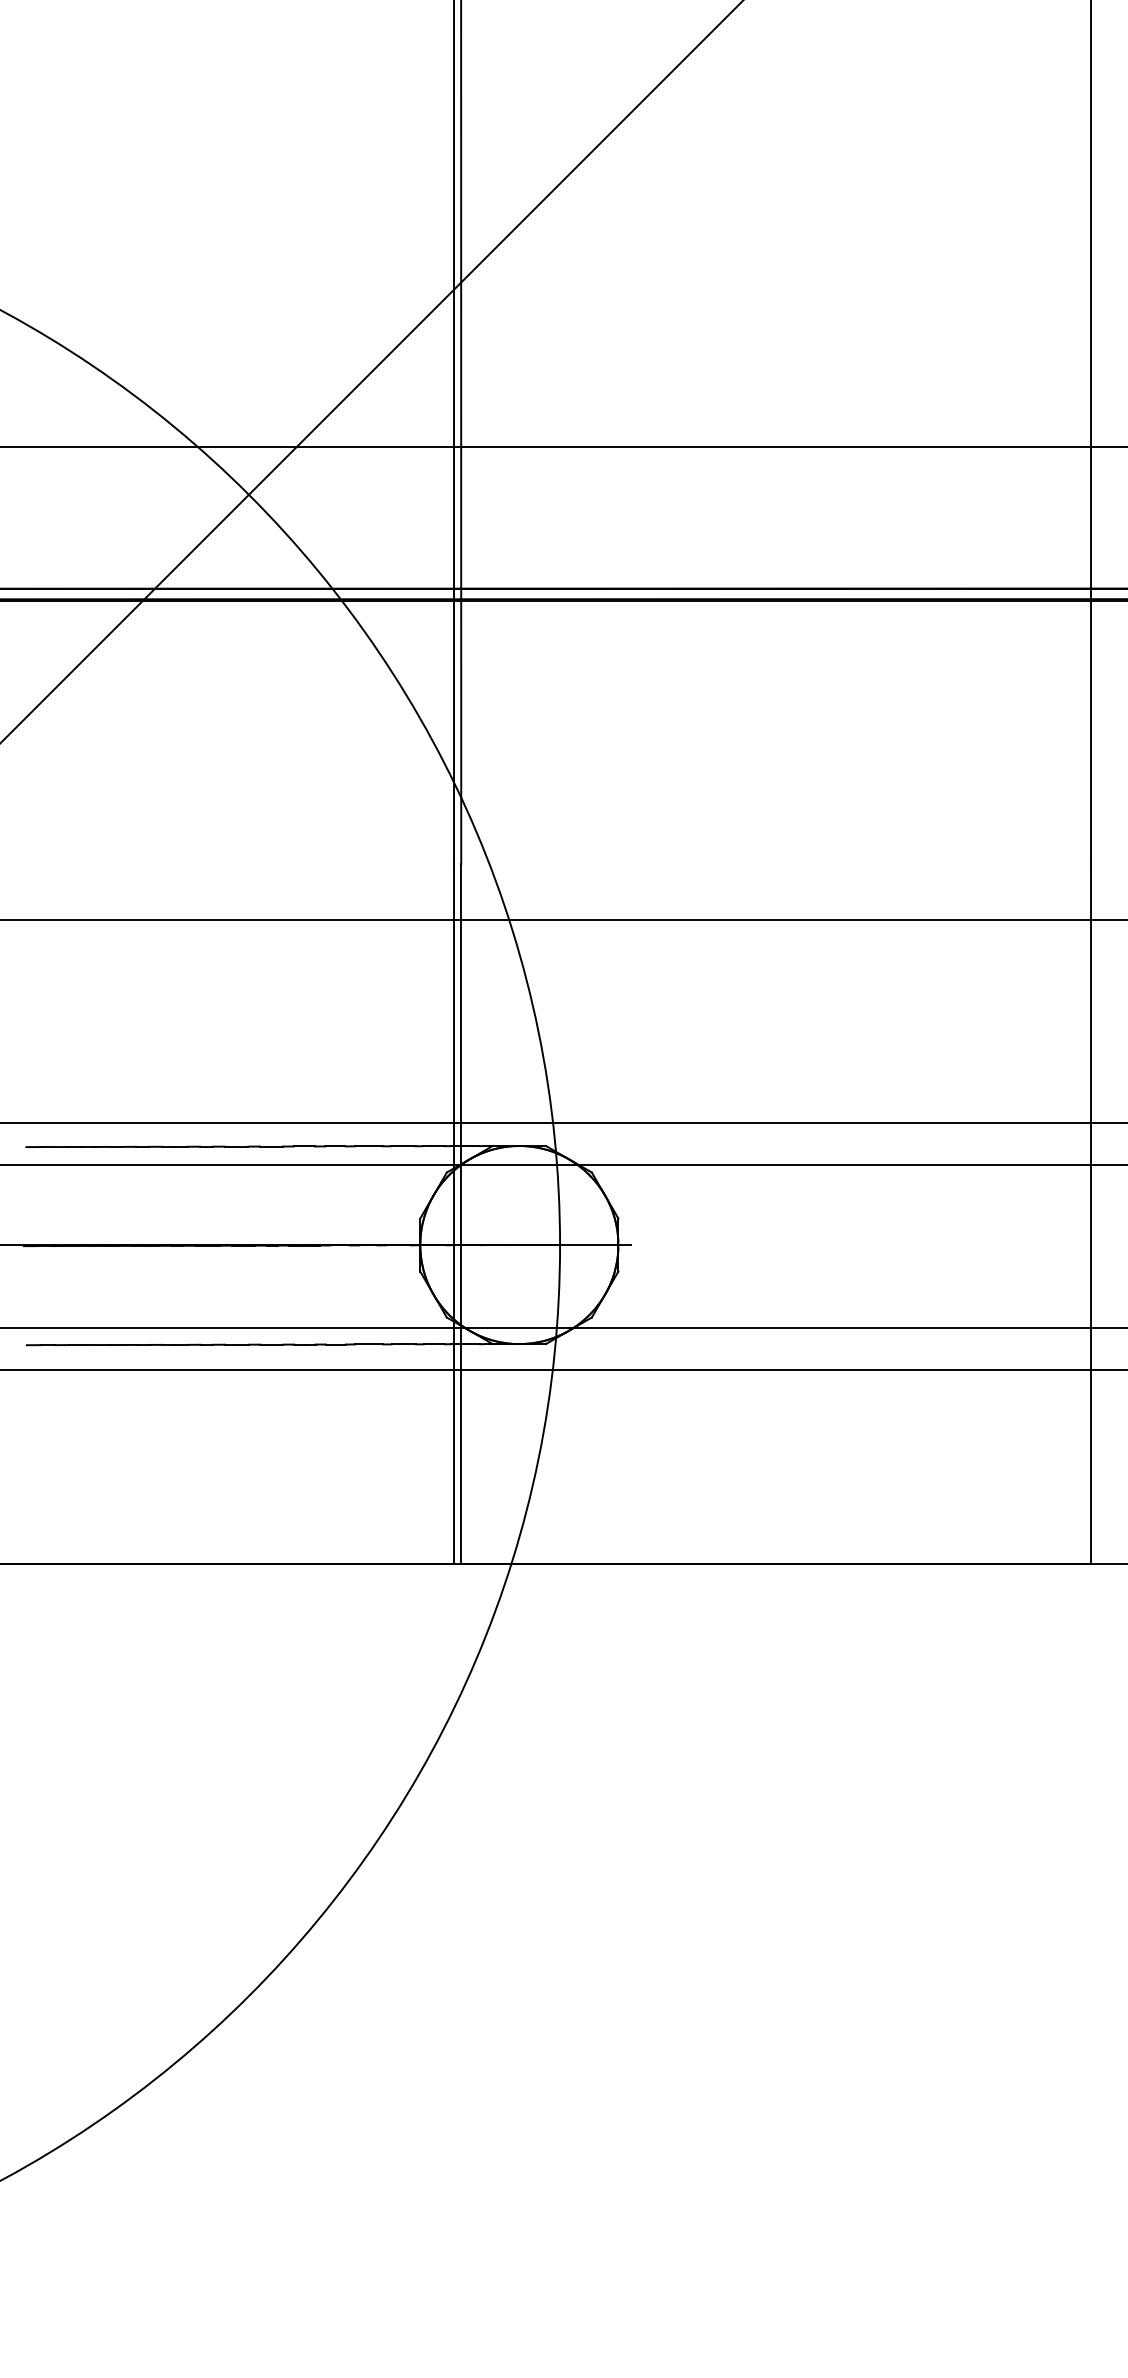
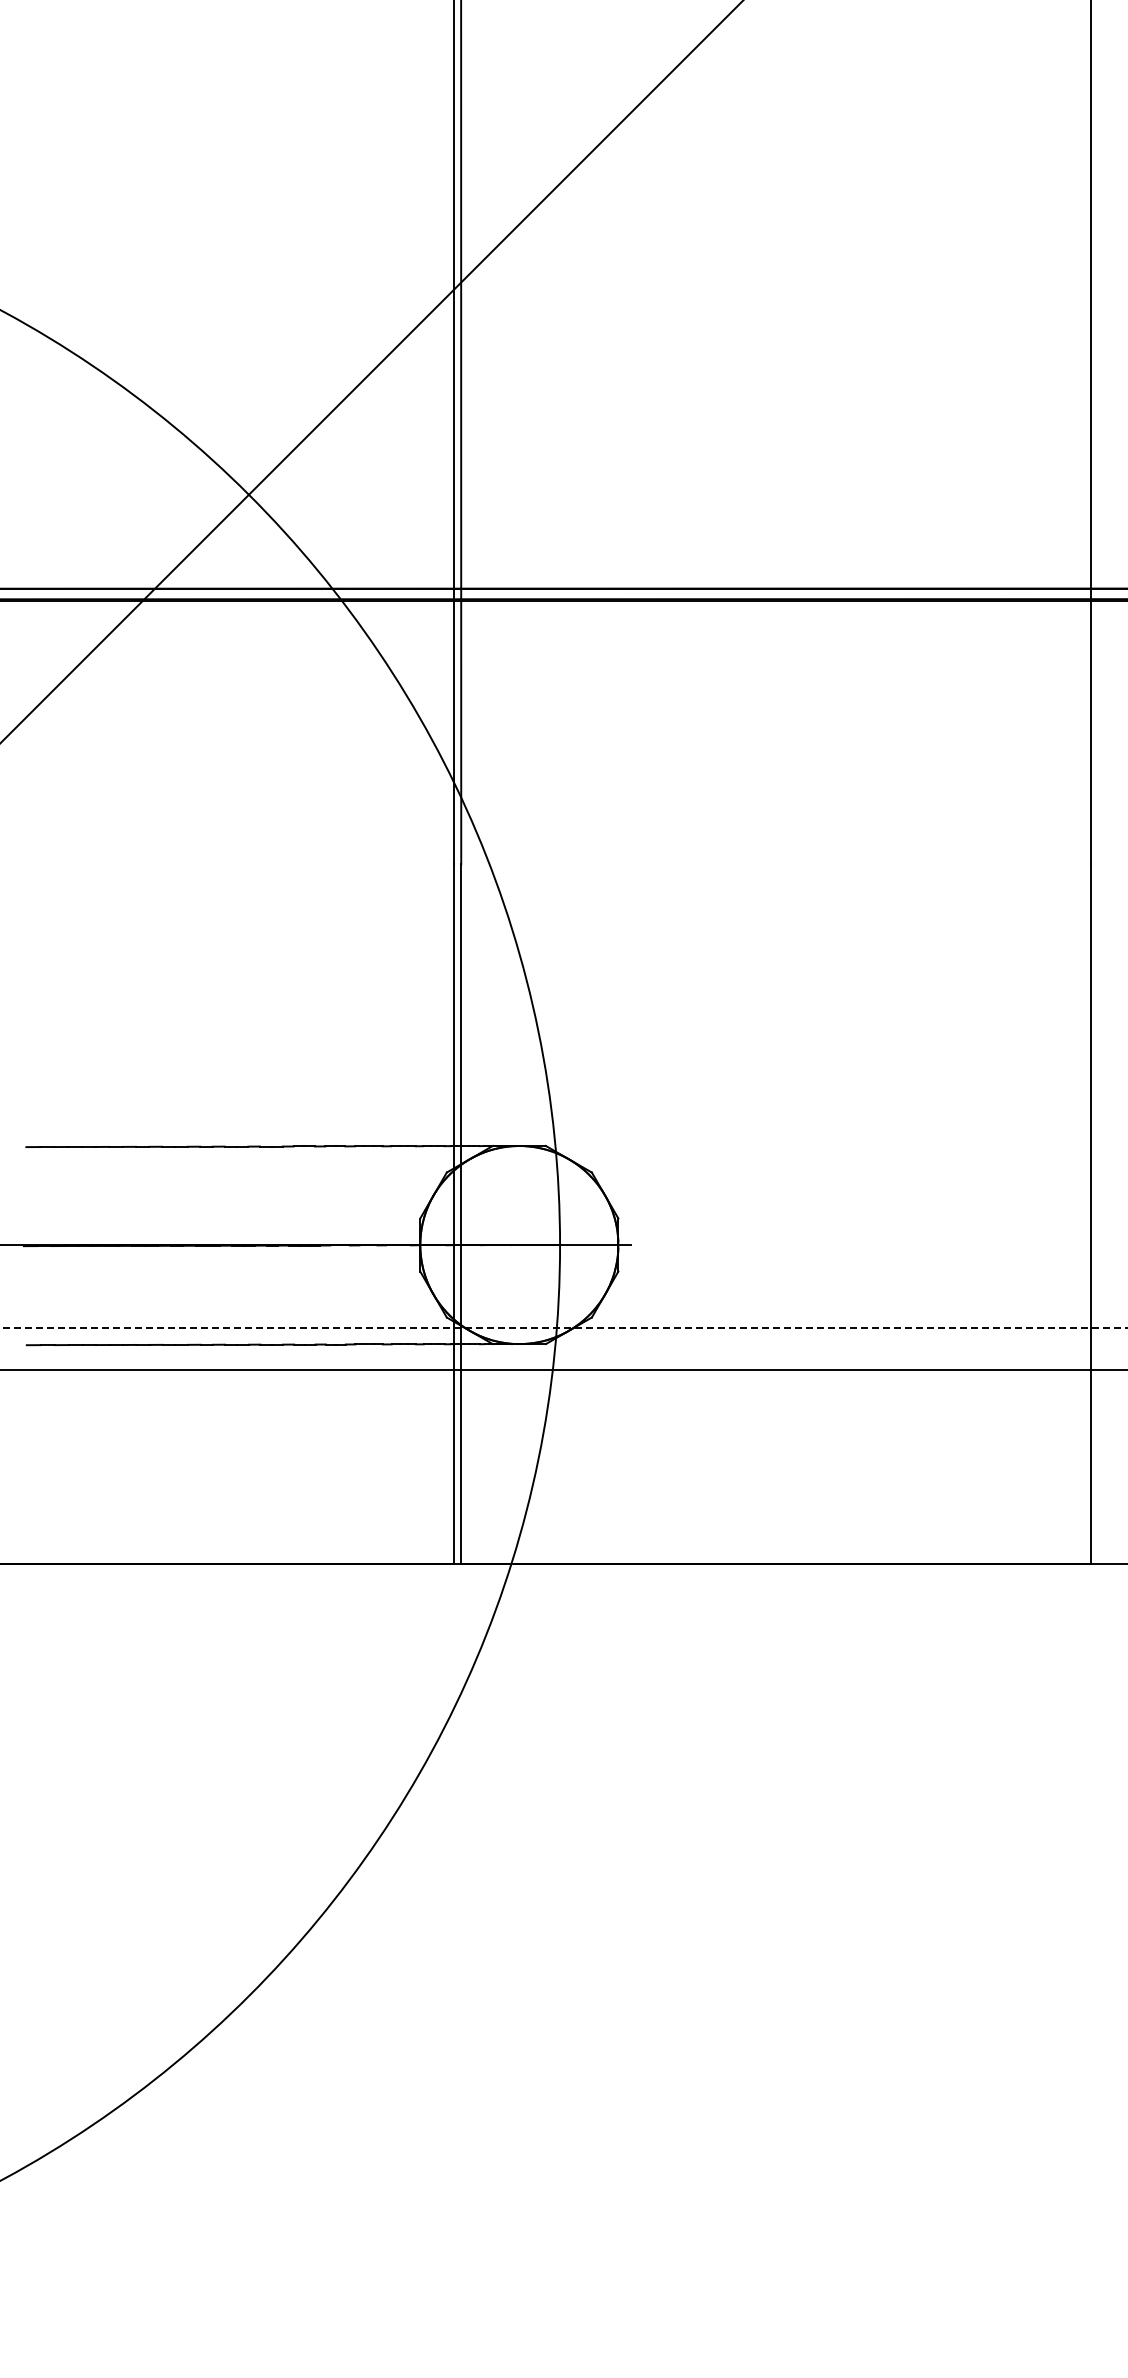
line: present -> none (563, 447)
line: present -> none (563, 919)
line: present -> none (563, 1122)
line: present -> none (563, 1165)
line: solid -> dashed (564, 1327)
